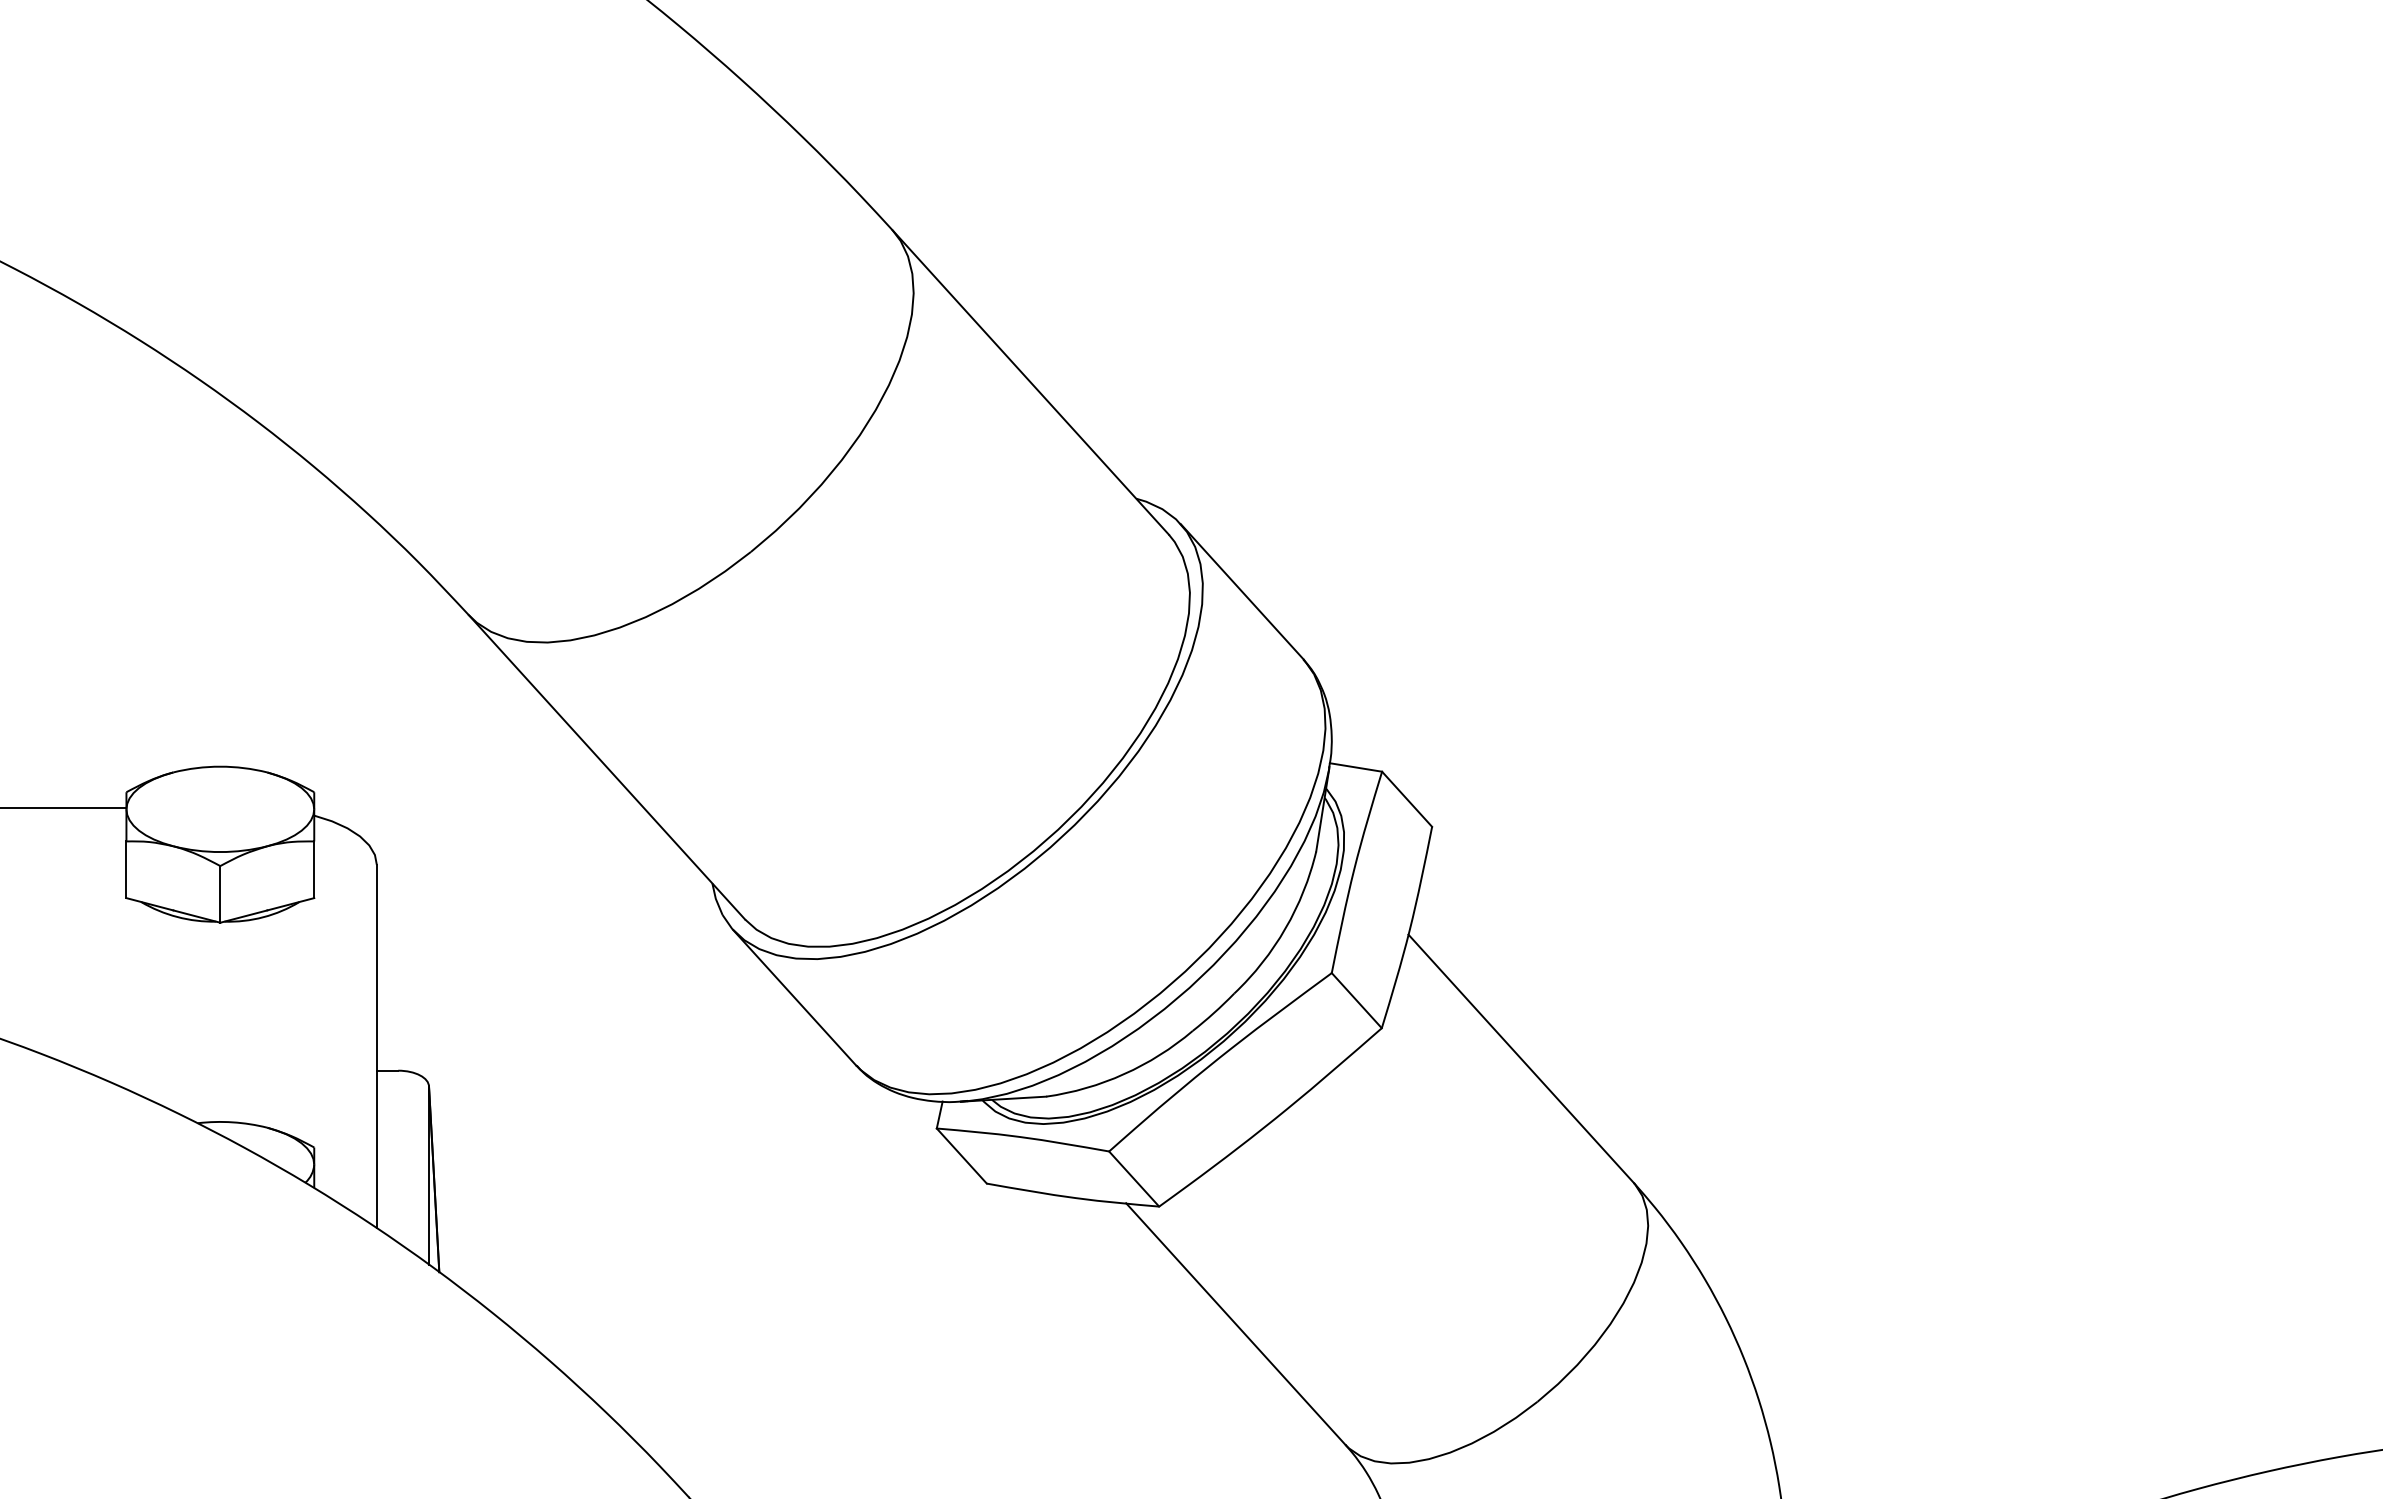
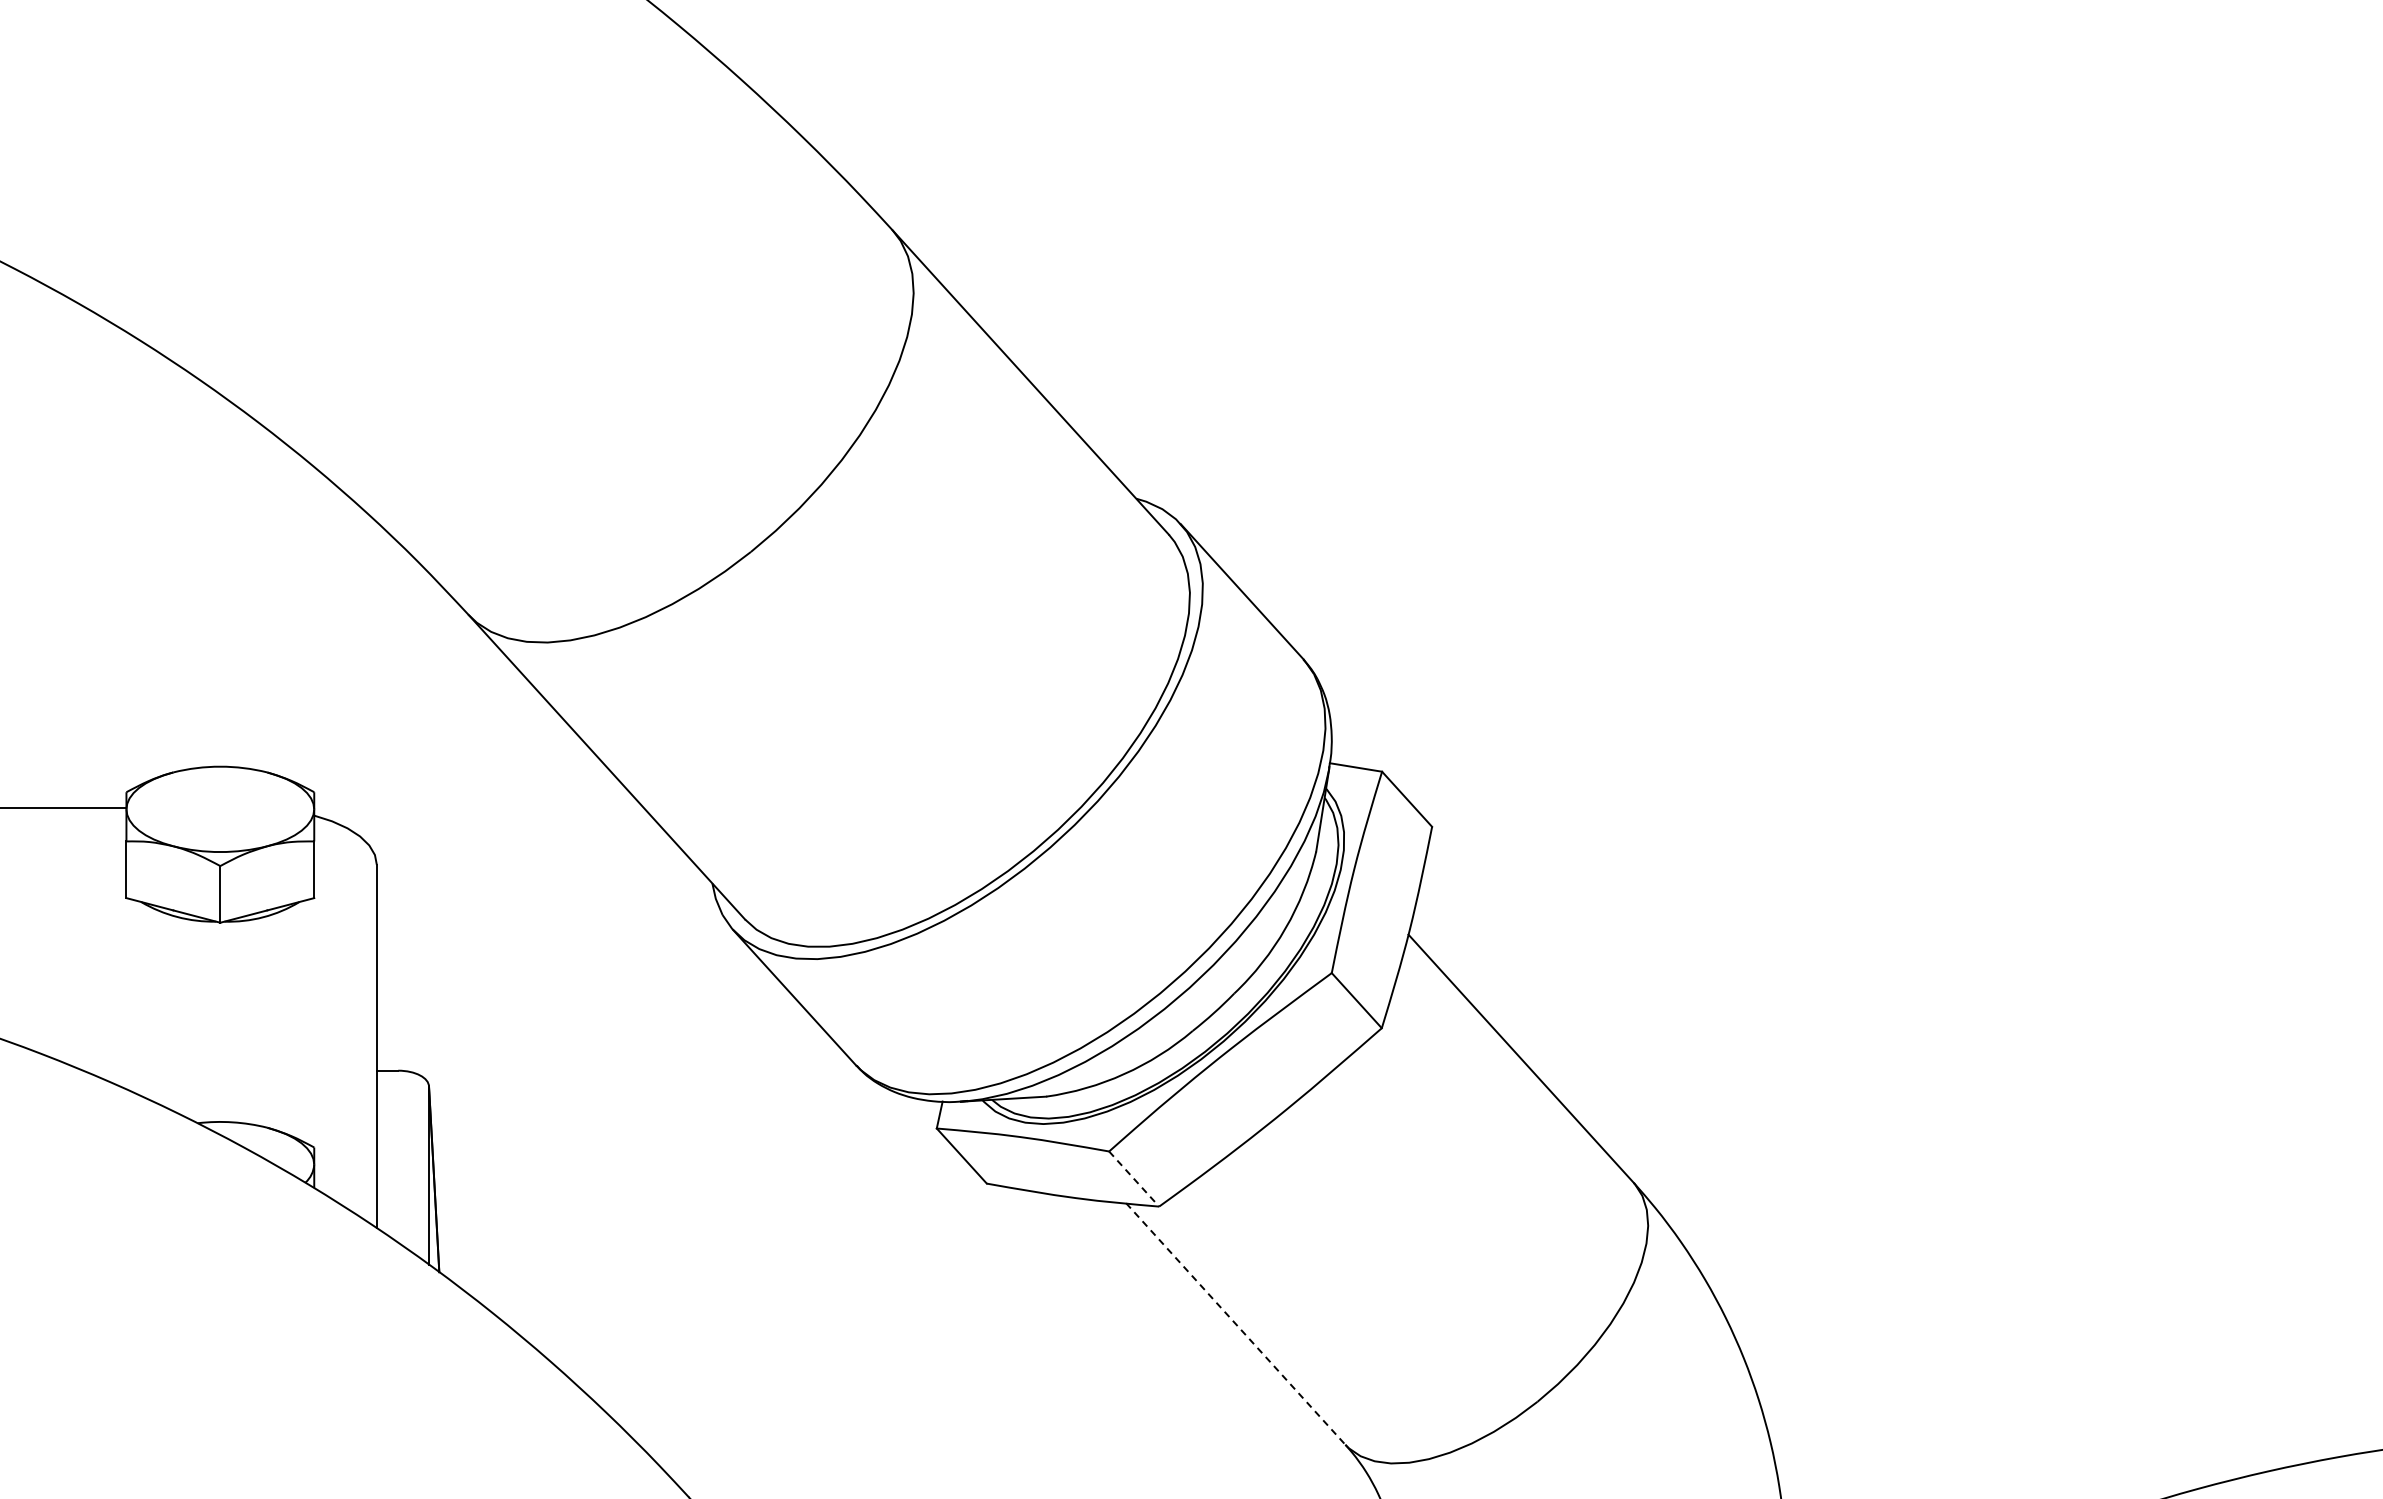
line: solid -> dashed (1134, 1179)
line: solid -> dashed (1236, 1324)
